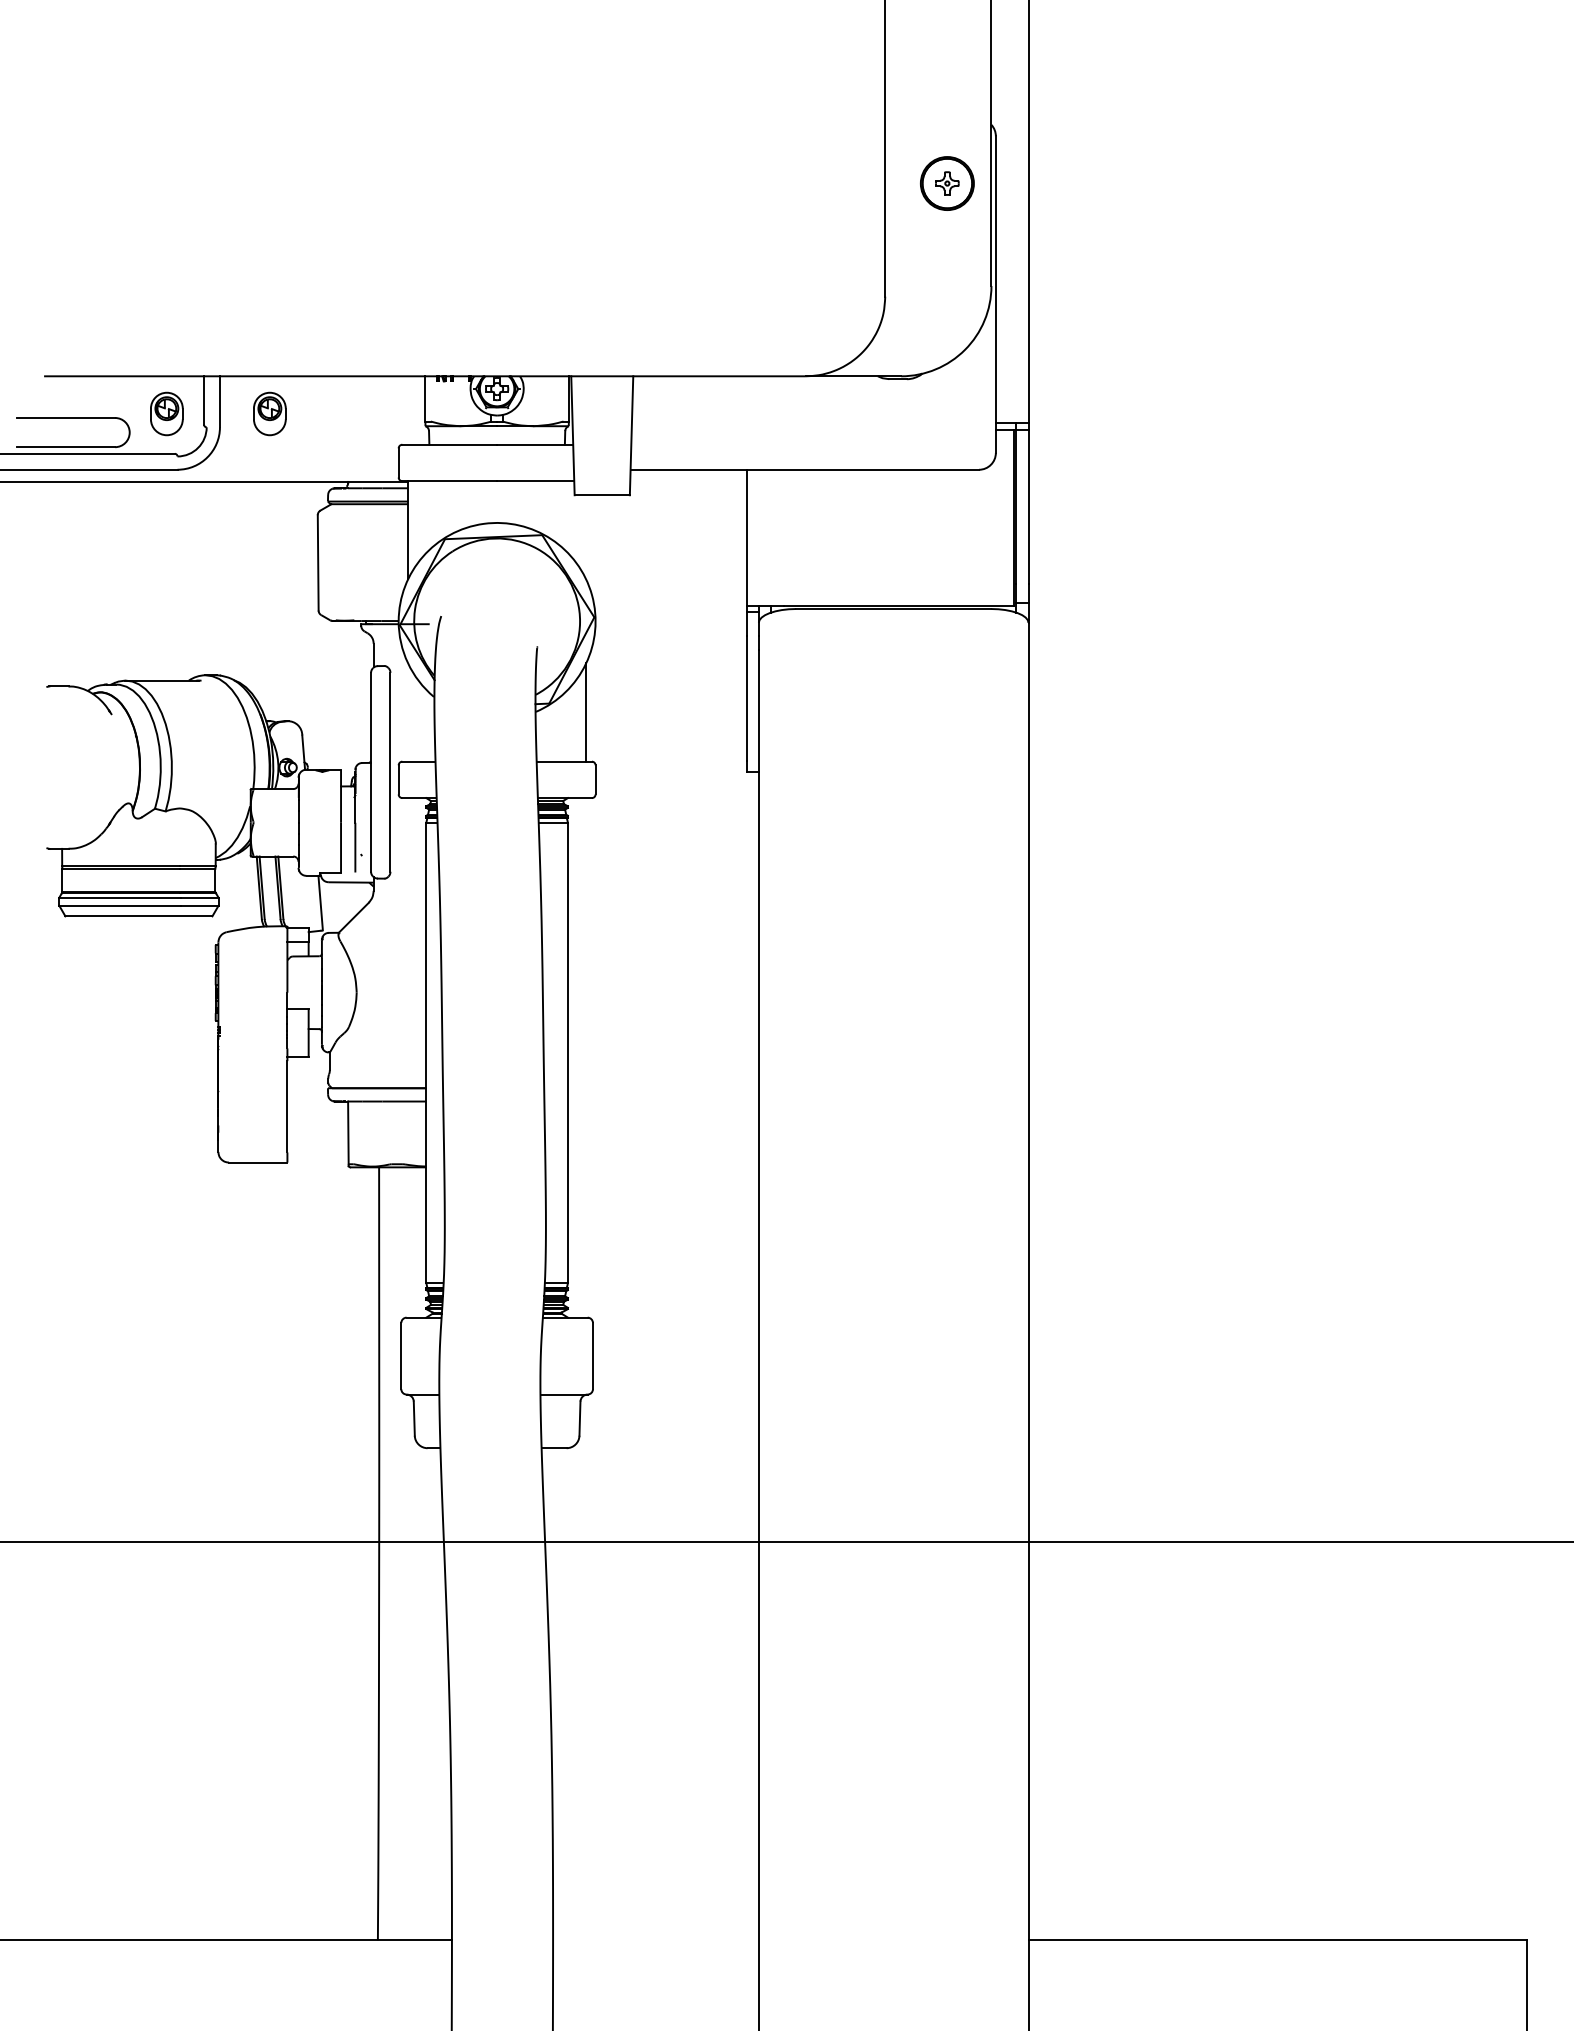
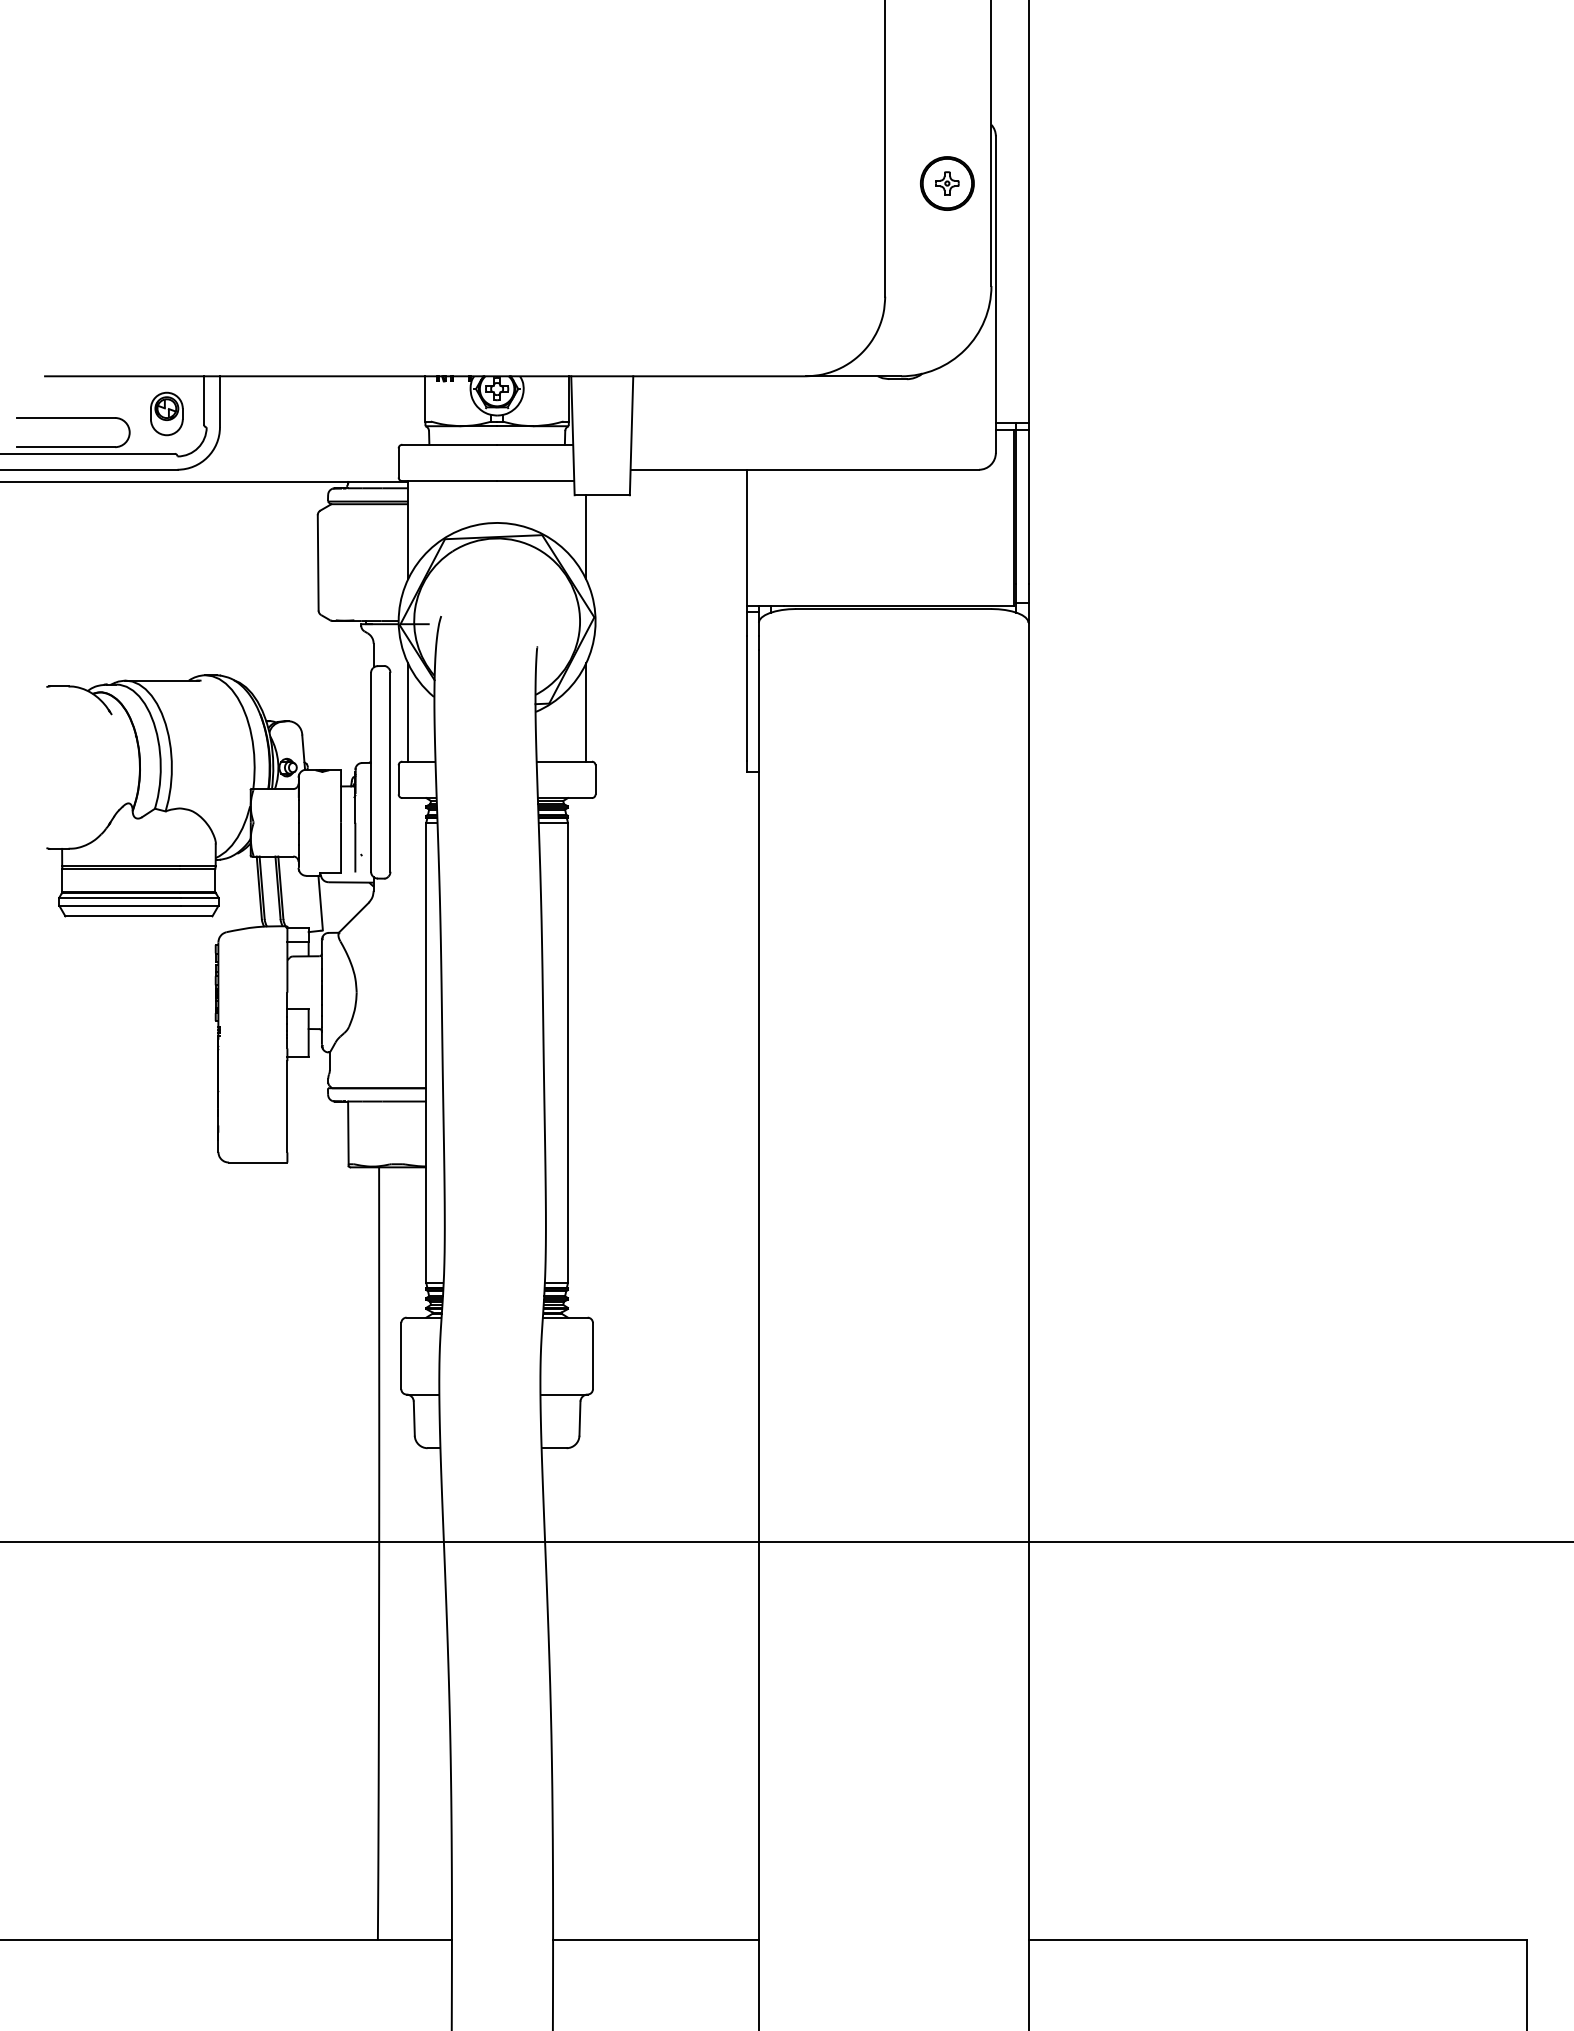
part: present -> none (269, 413)
line: none -> present (586, 537)
line: none -> present (408, 712)
line: none -> present (655, 1940)
